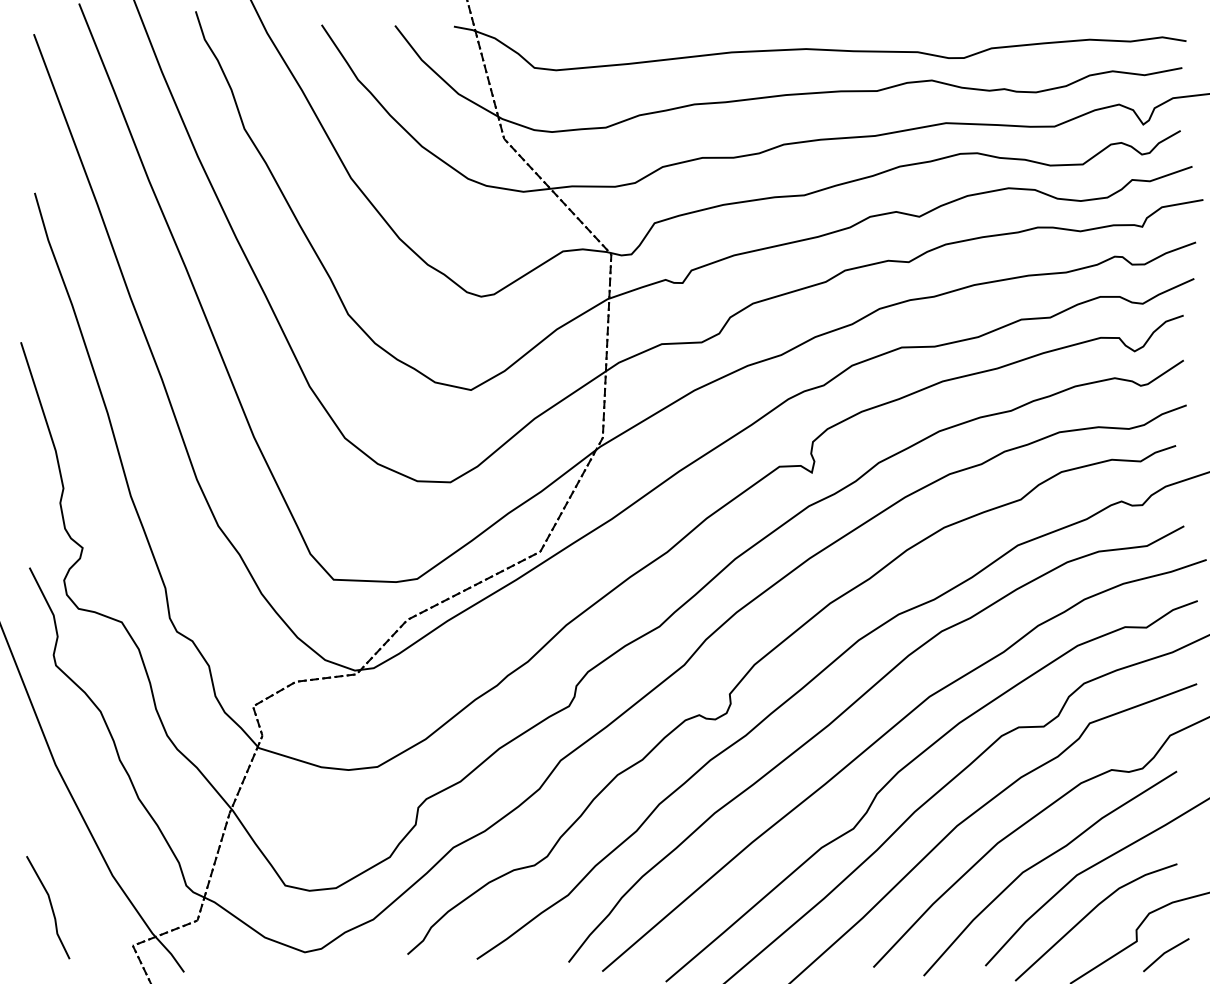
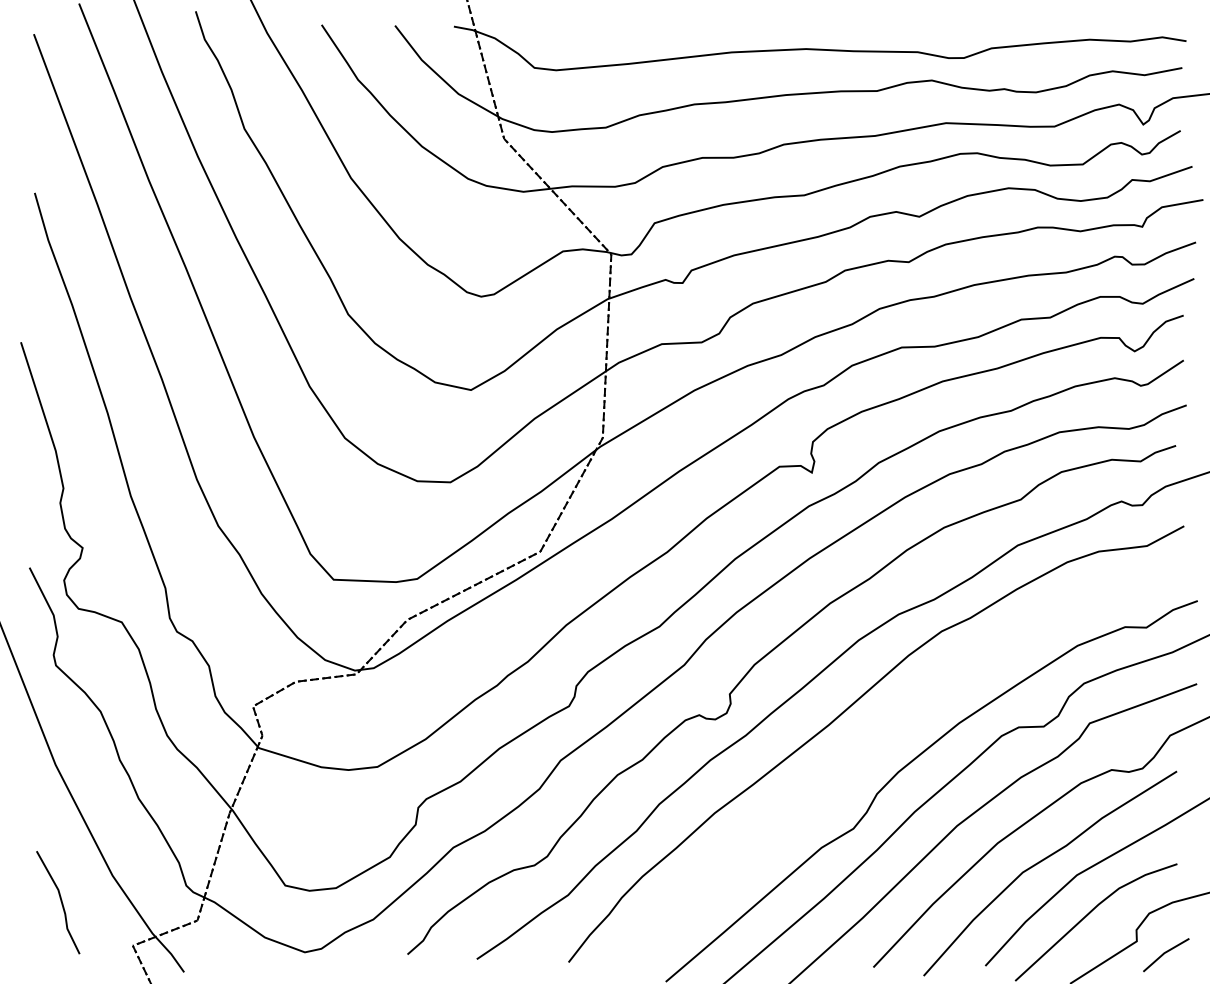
curve: present -> none (880, 739)
line position: (50, 906) -> (60, 901) (60, 901)
